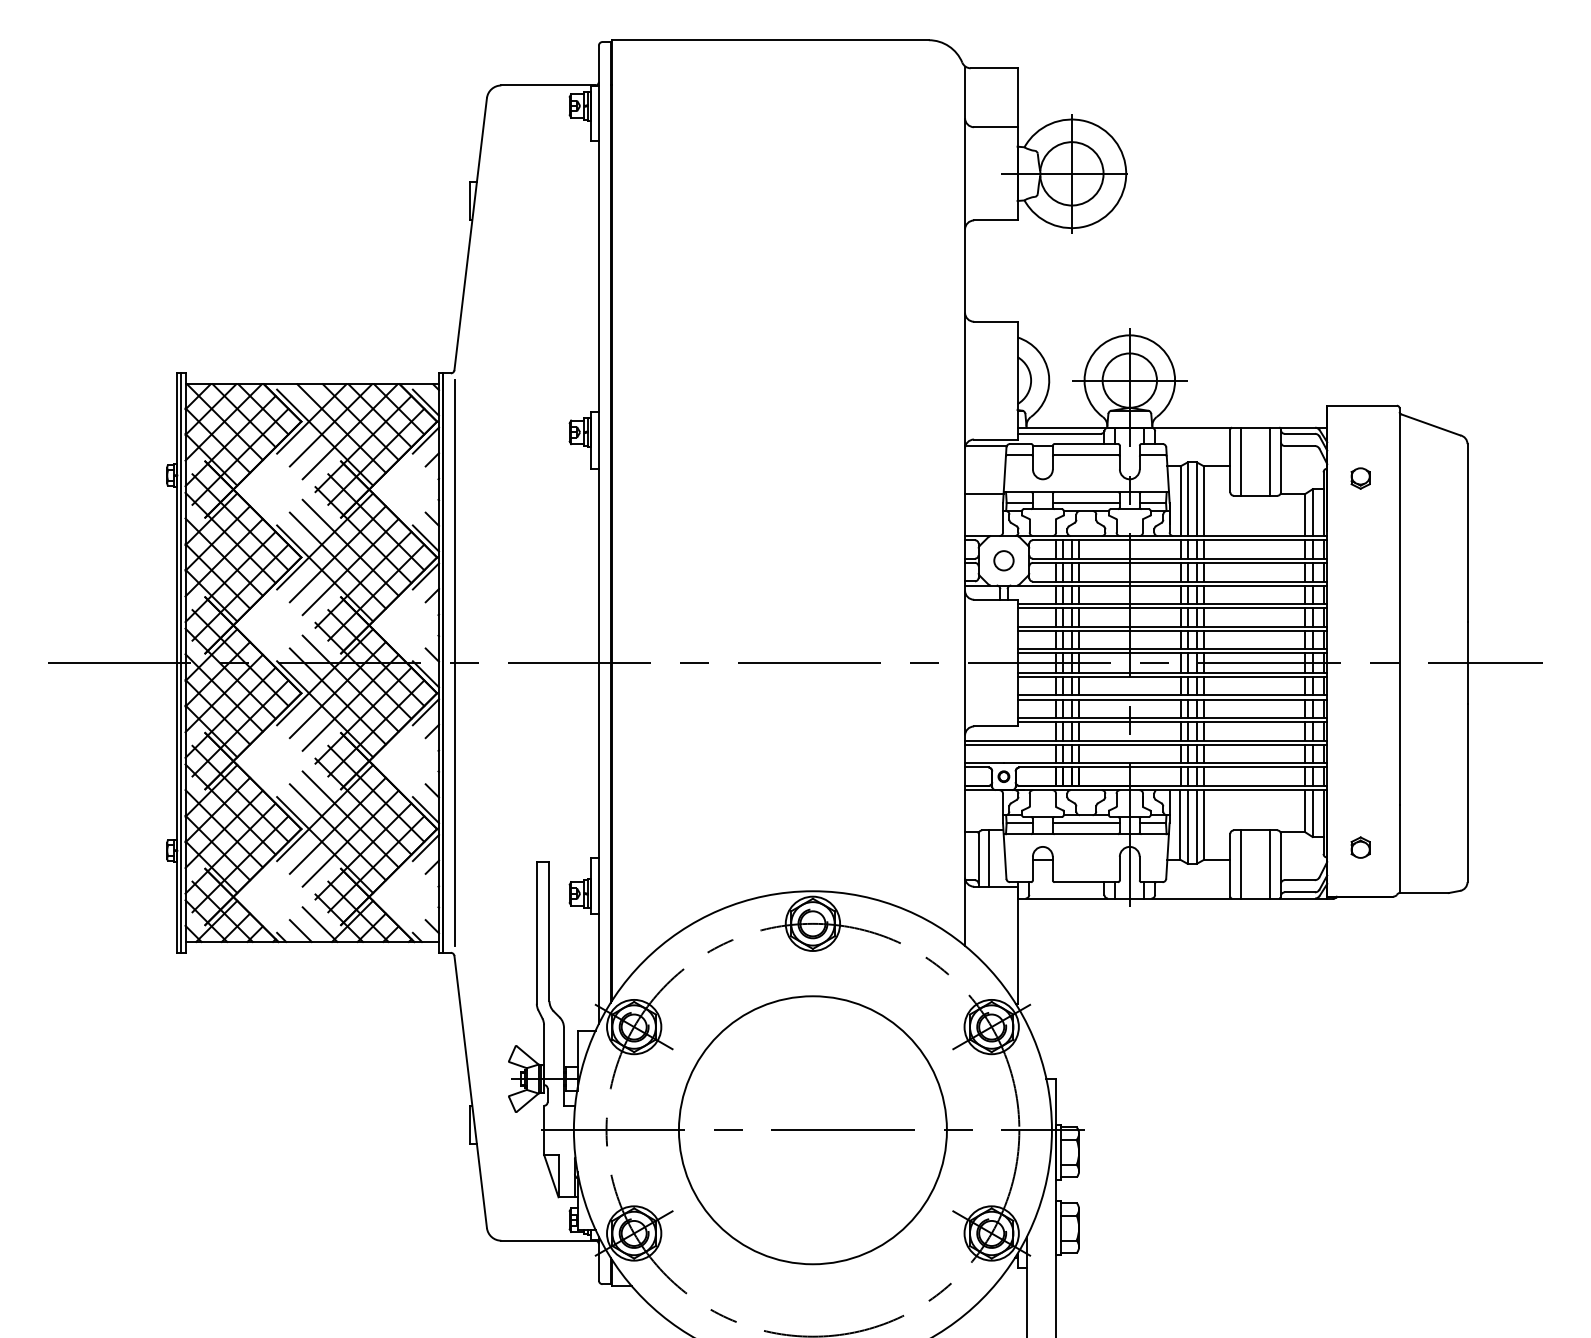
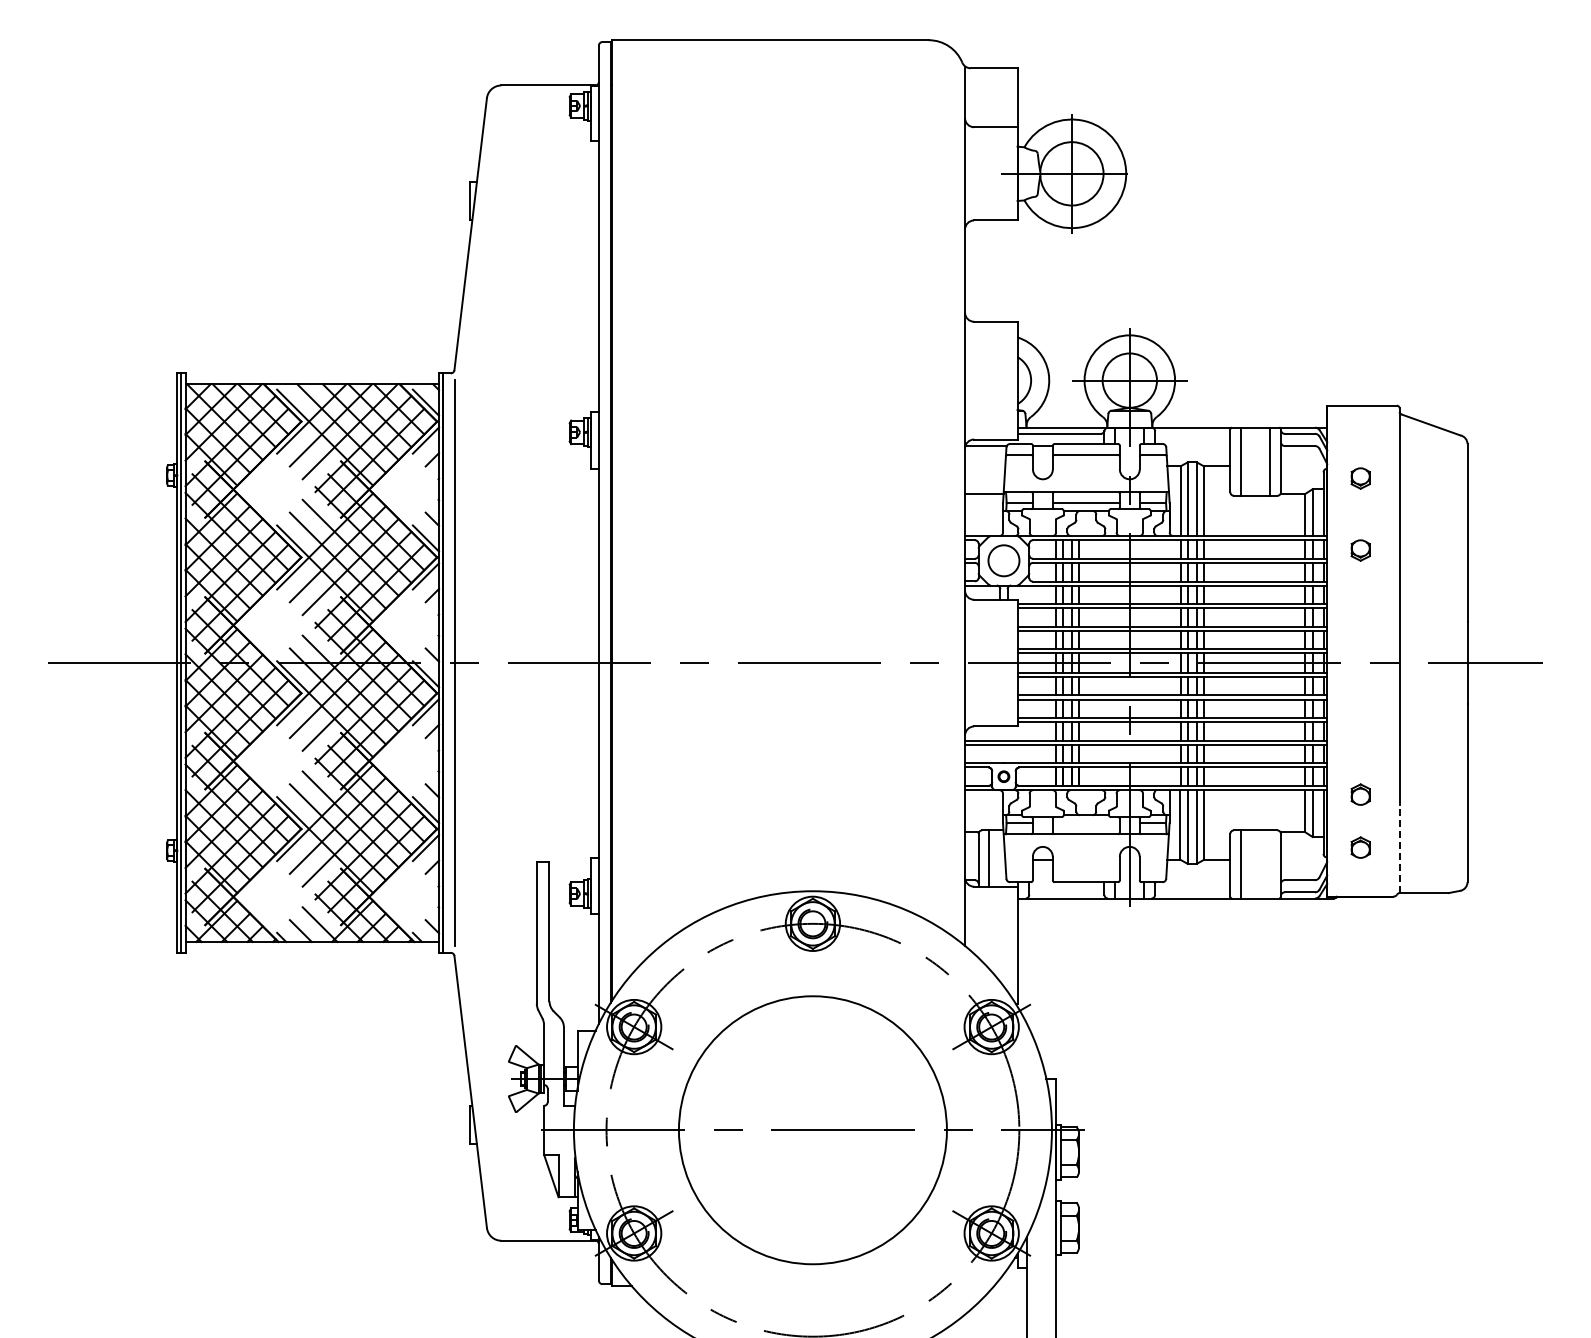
part: none -> present (1360, 550)
circle diameter: 19 px -> 31 px (1003, 560)
part: none -> present (1360, 794)
line: present -> none (1085, 823)
line: solid -> dashed (1399, 849)
line: present -> none (1270, 864)
